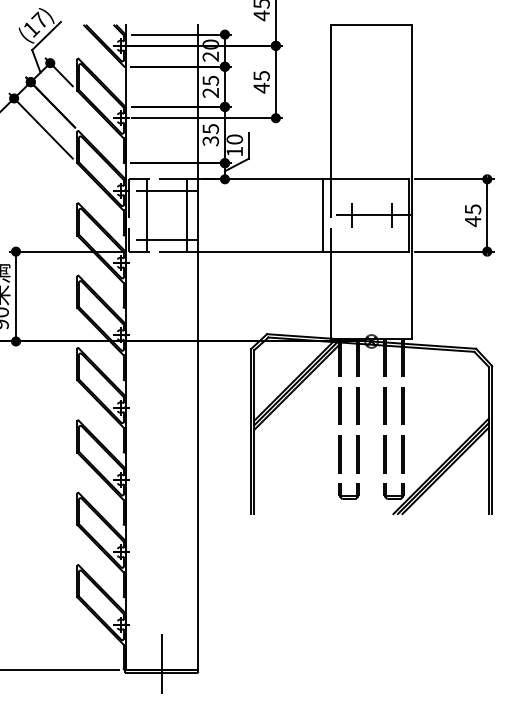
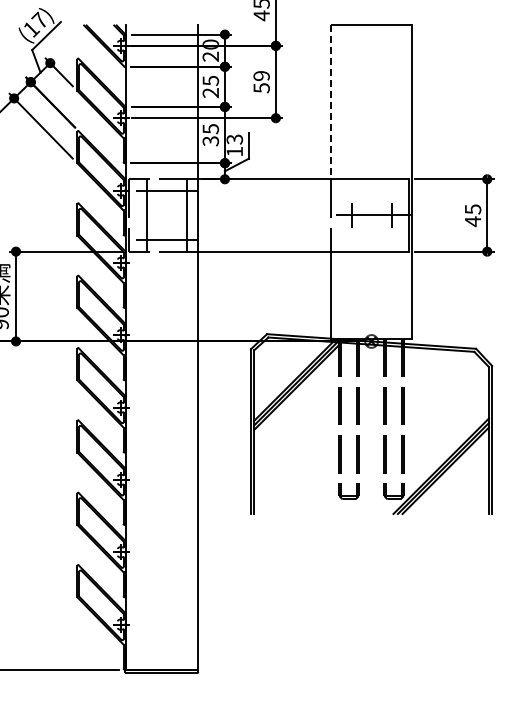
text: 45 -> 59 (261, 82)
line: solid -> dashed (331, 102)
text: 10 -> 13 (234, 139)
line: present -> none (323, 215)
line: present -> none (161, 663)
